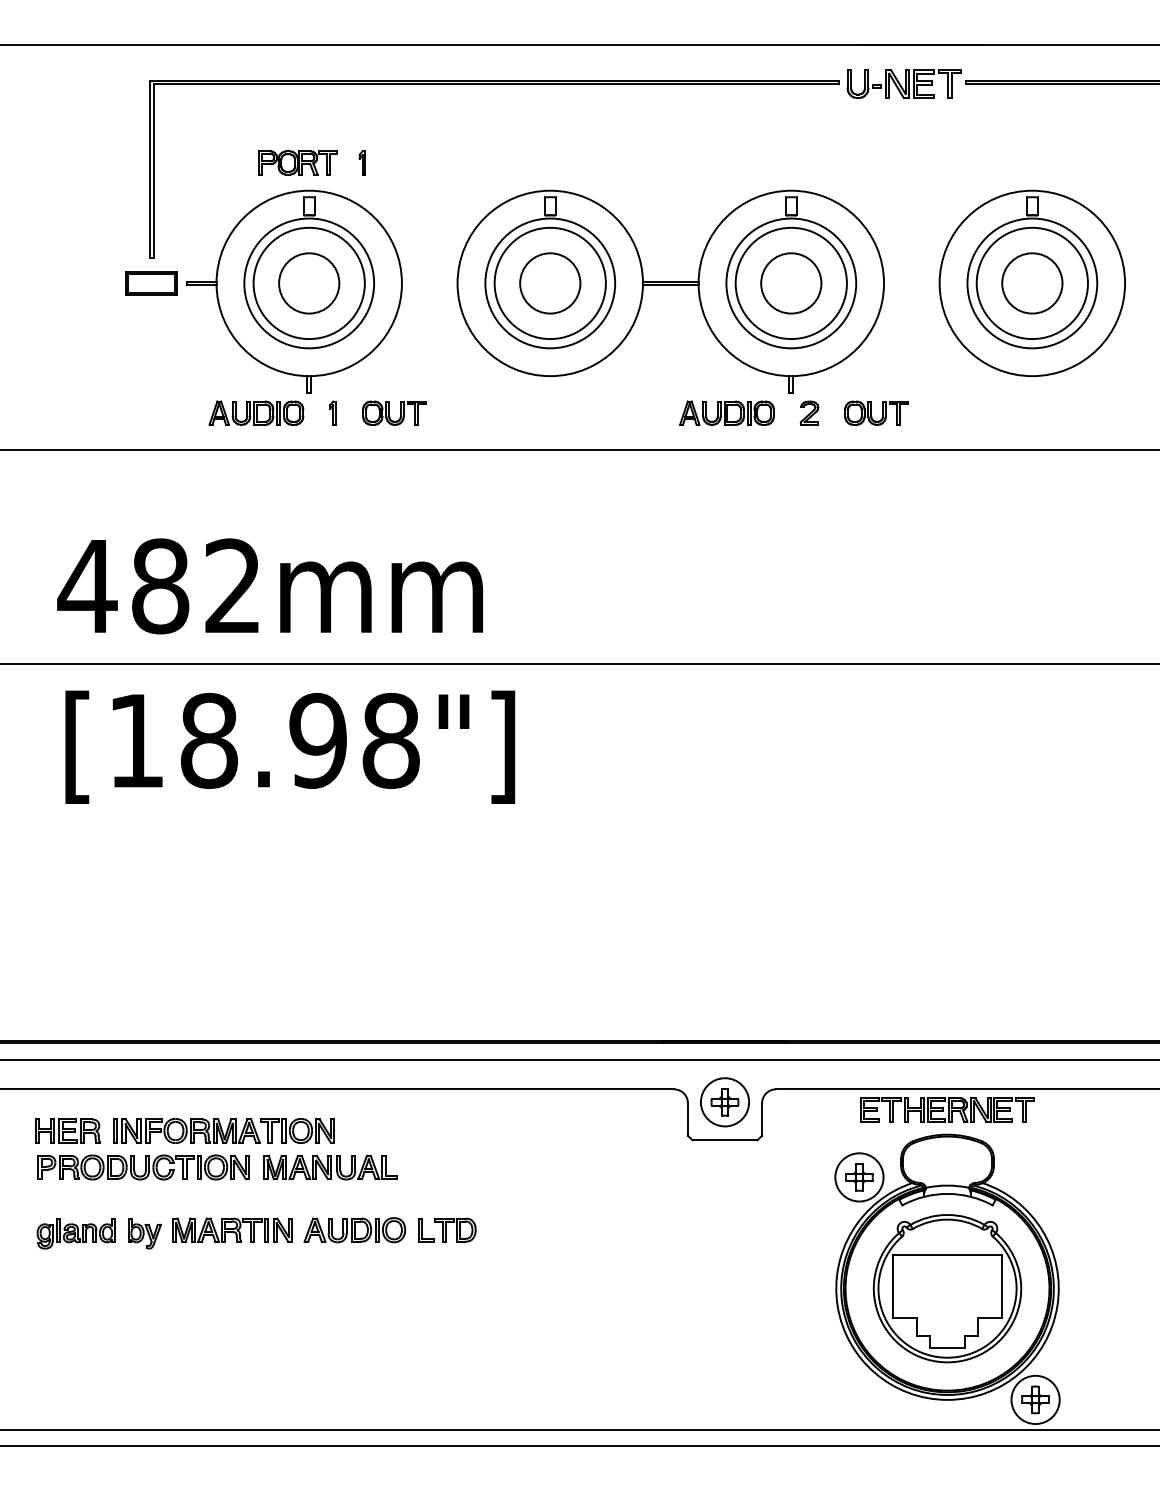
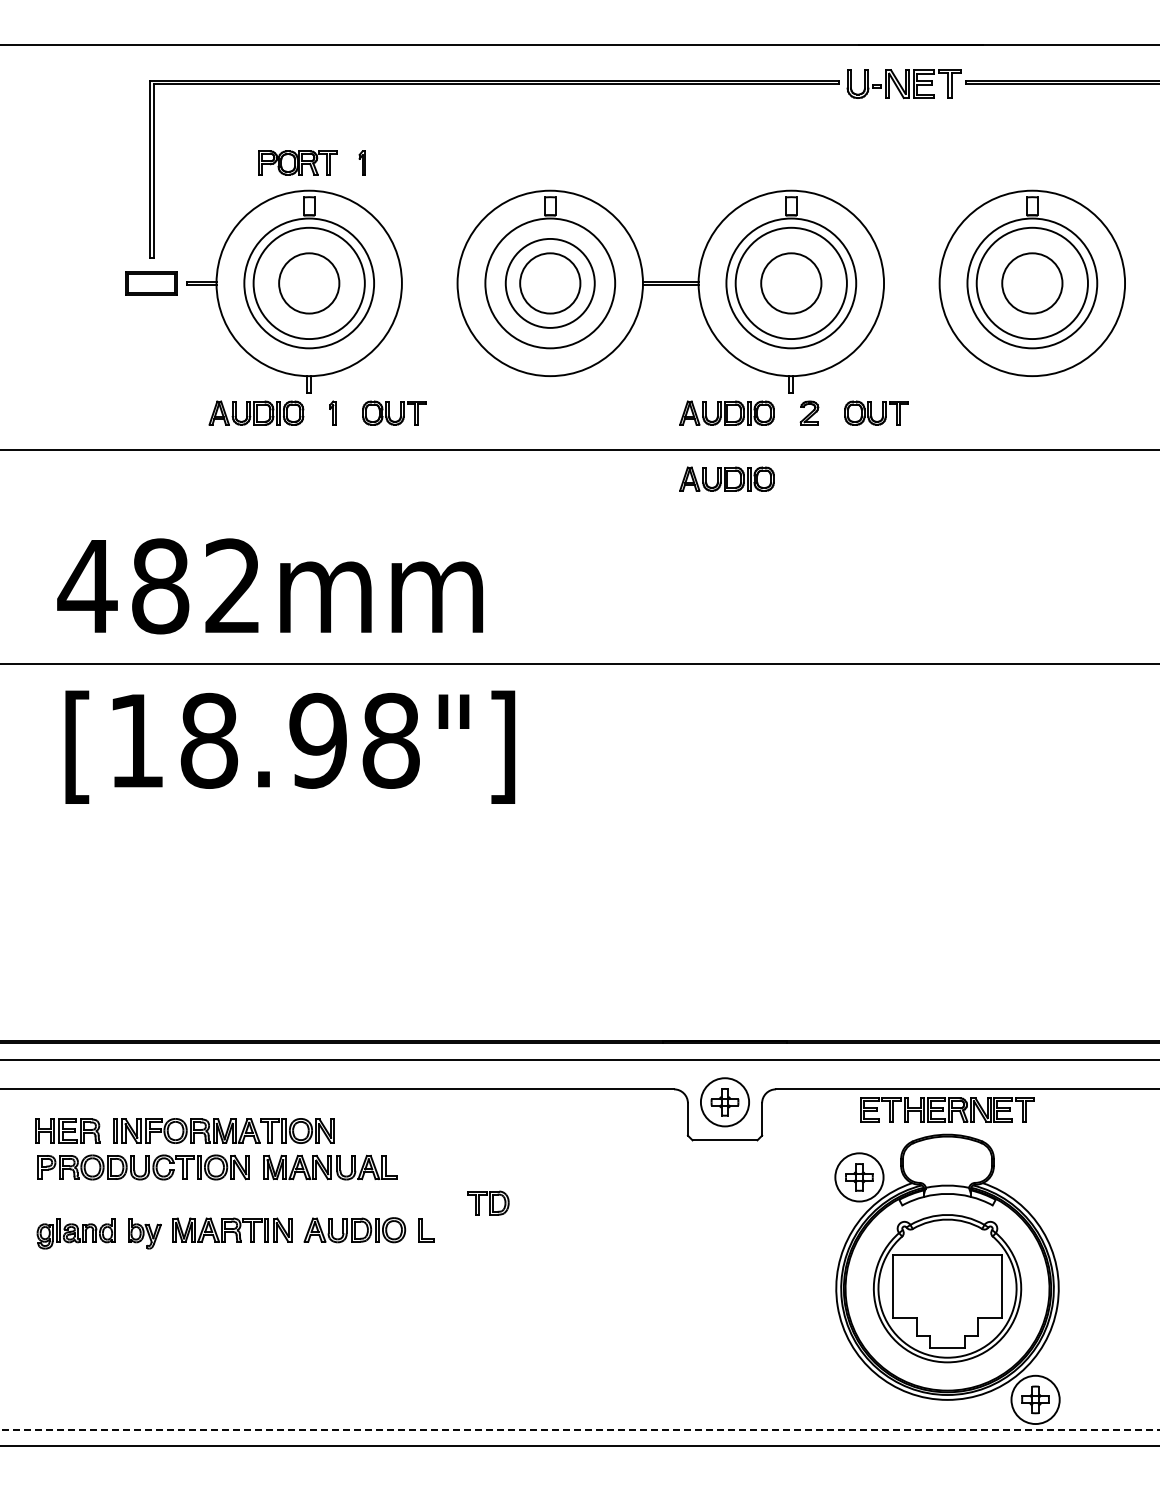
circle diameter: 111 px -> 89 px (549, 282)
part: none -> present (726, 478)
part position: (455, 1229) -> (488, 1202) (488, 1202)
line: solid -> dashed (579, 1429)
